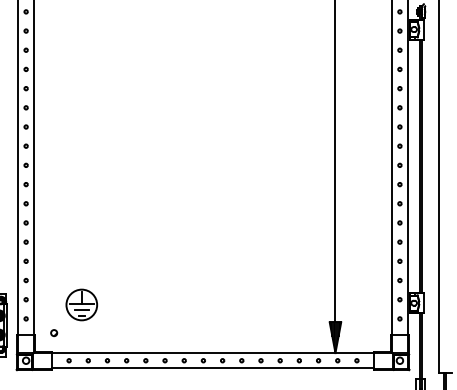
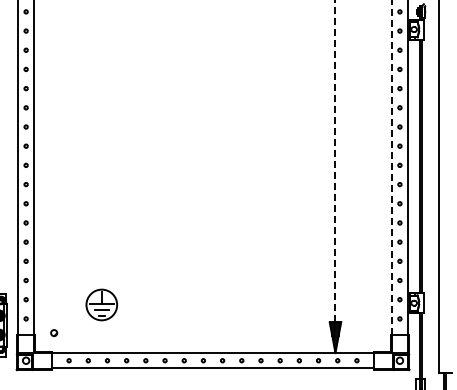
line: solid -> dashed (335, 161)
line: solid -> dashed (392, 167)
part position: (81, 304) -> (101, 304) (101, 304)
